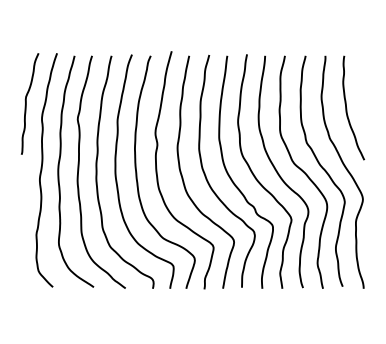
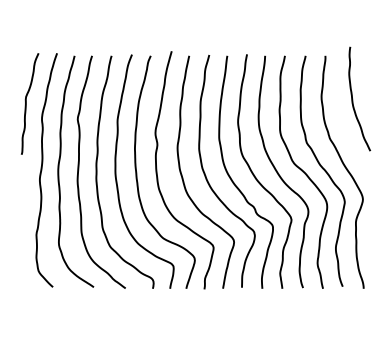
curve position: (347, 108) -> (353, 99) (353, 99)
